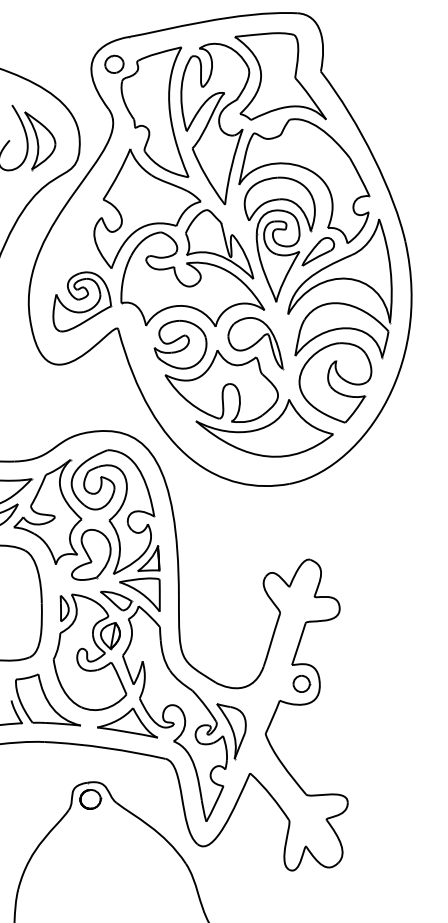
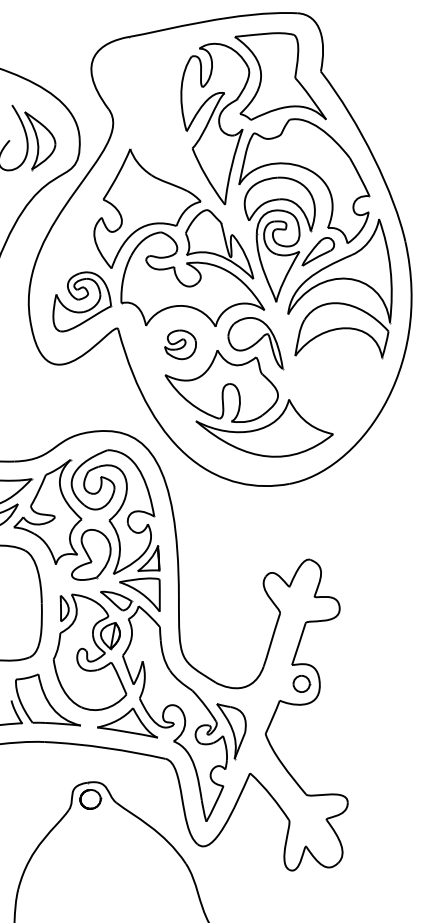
part: present -> none (146, 111)
part size: 55x50 px -> 33x32 px (180, 344)
part: present -> none (335, 382)
